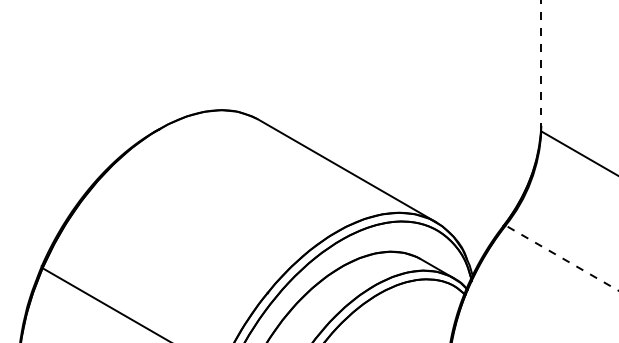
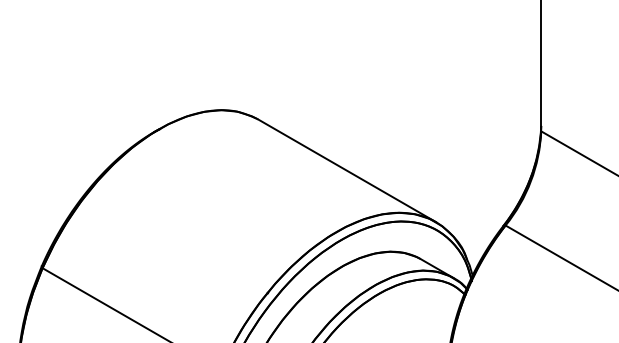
line: dashed -> solid (541, 65)
line: dashed -> solid (561, 257)
